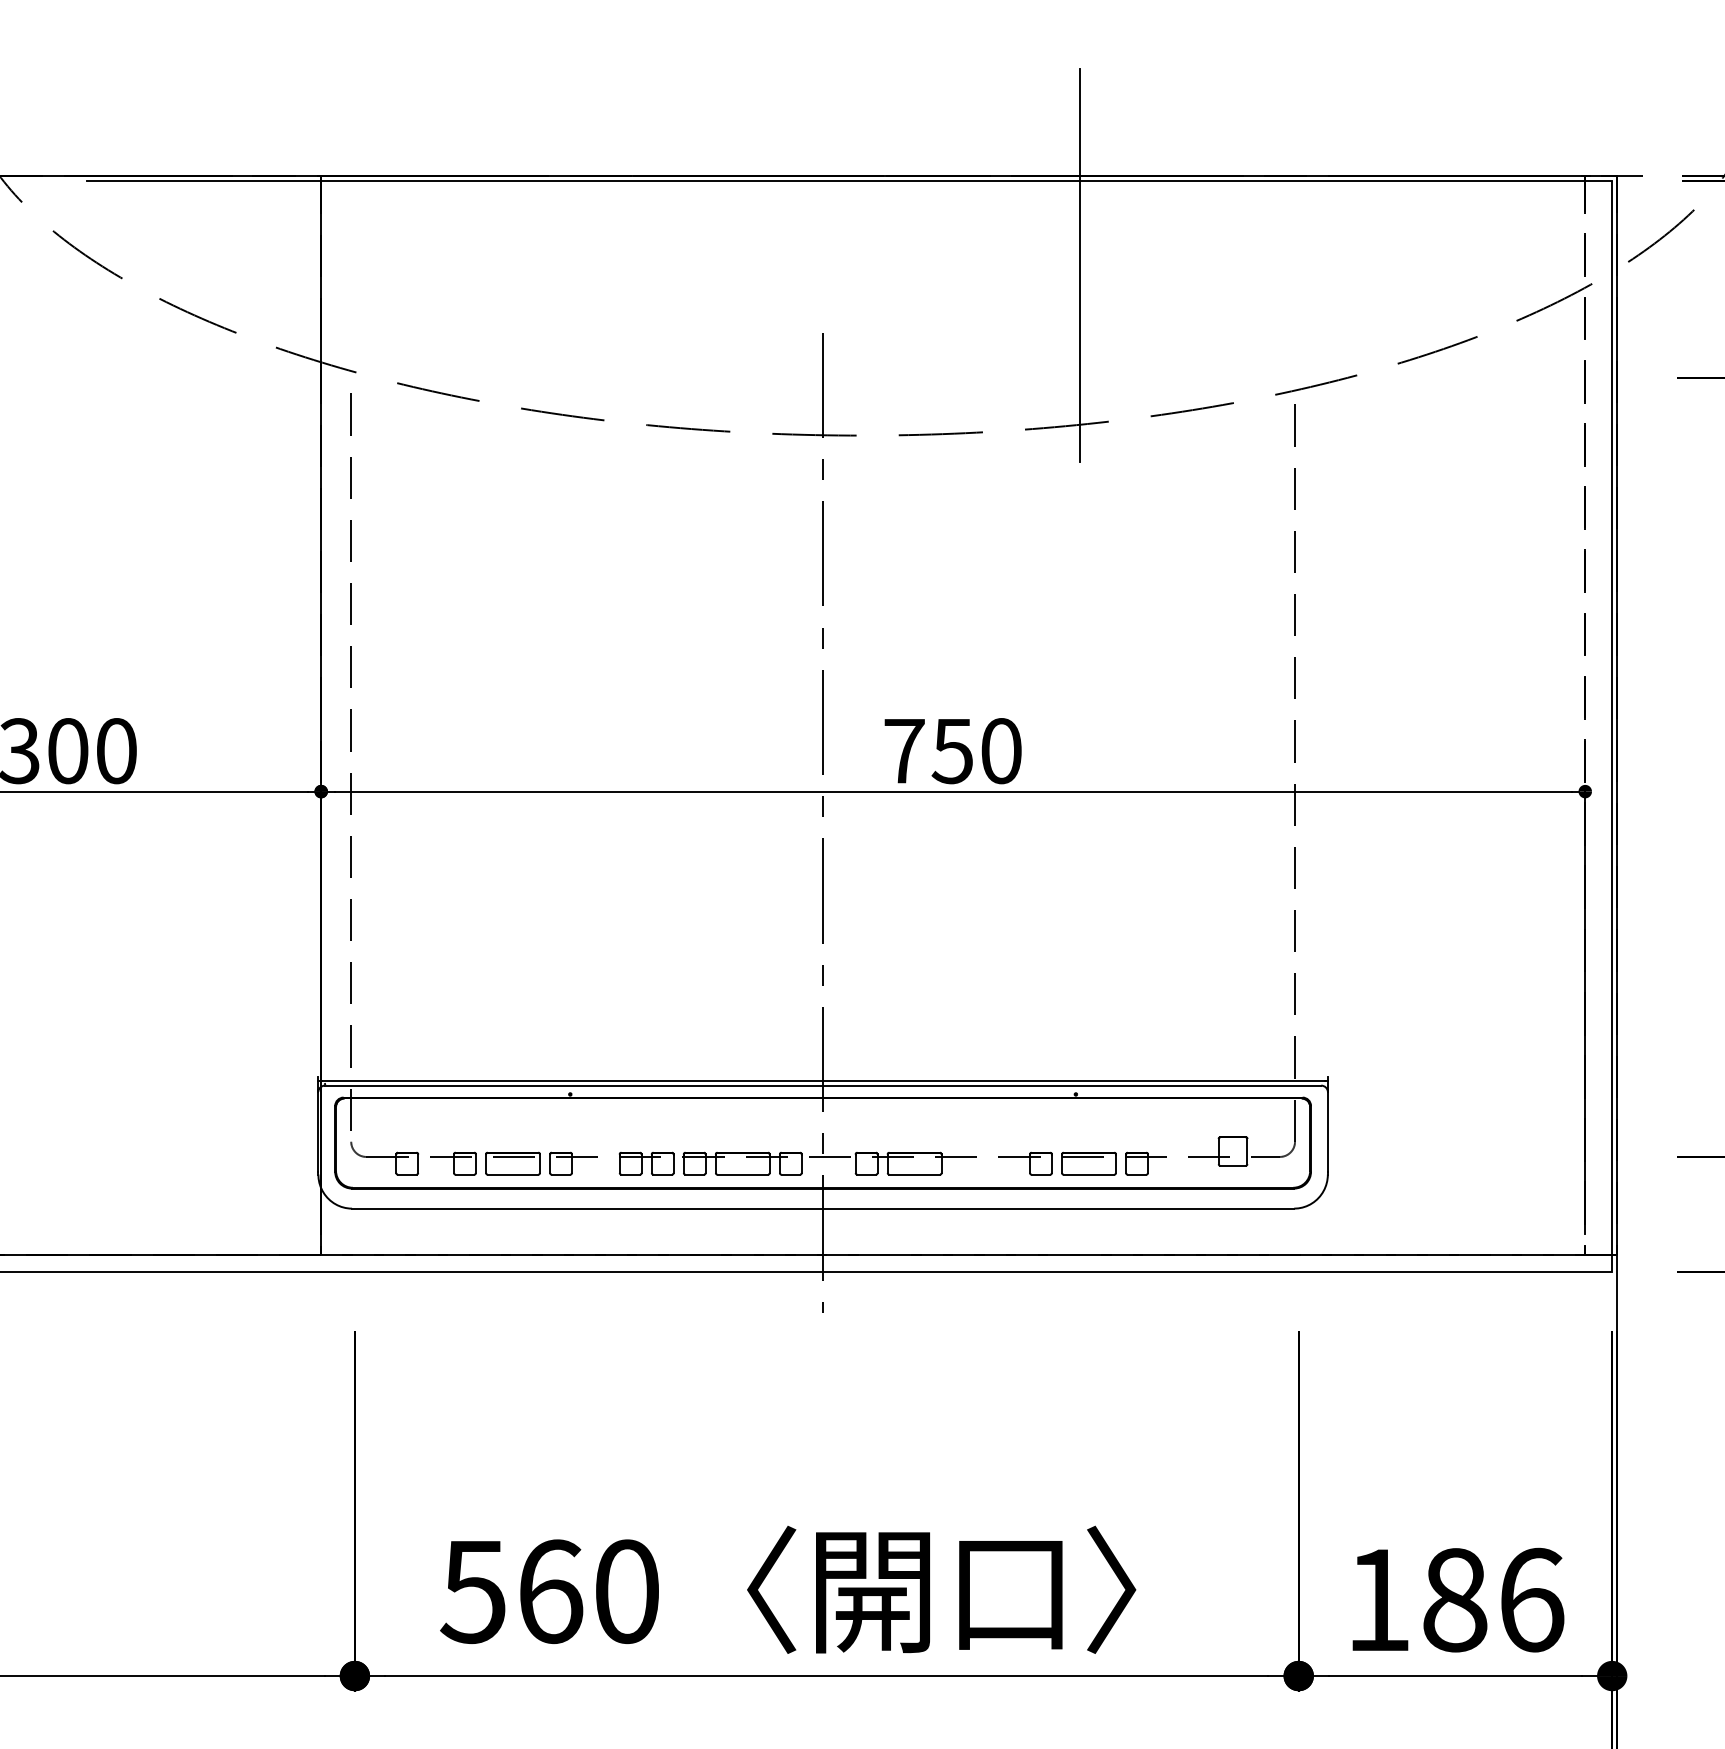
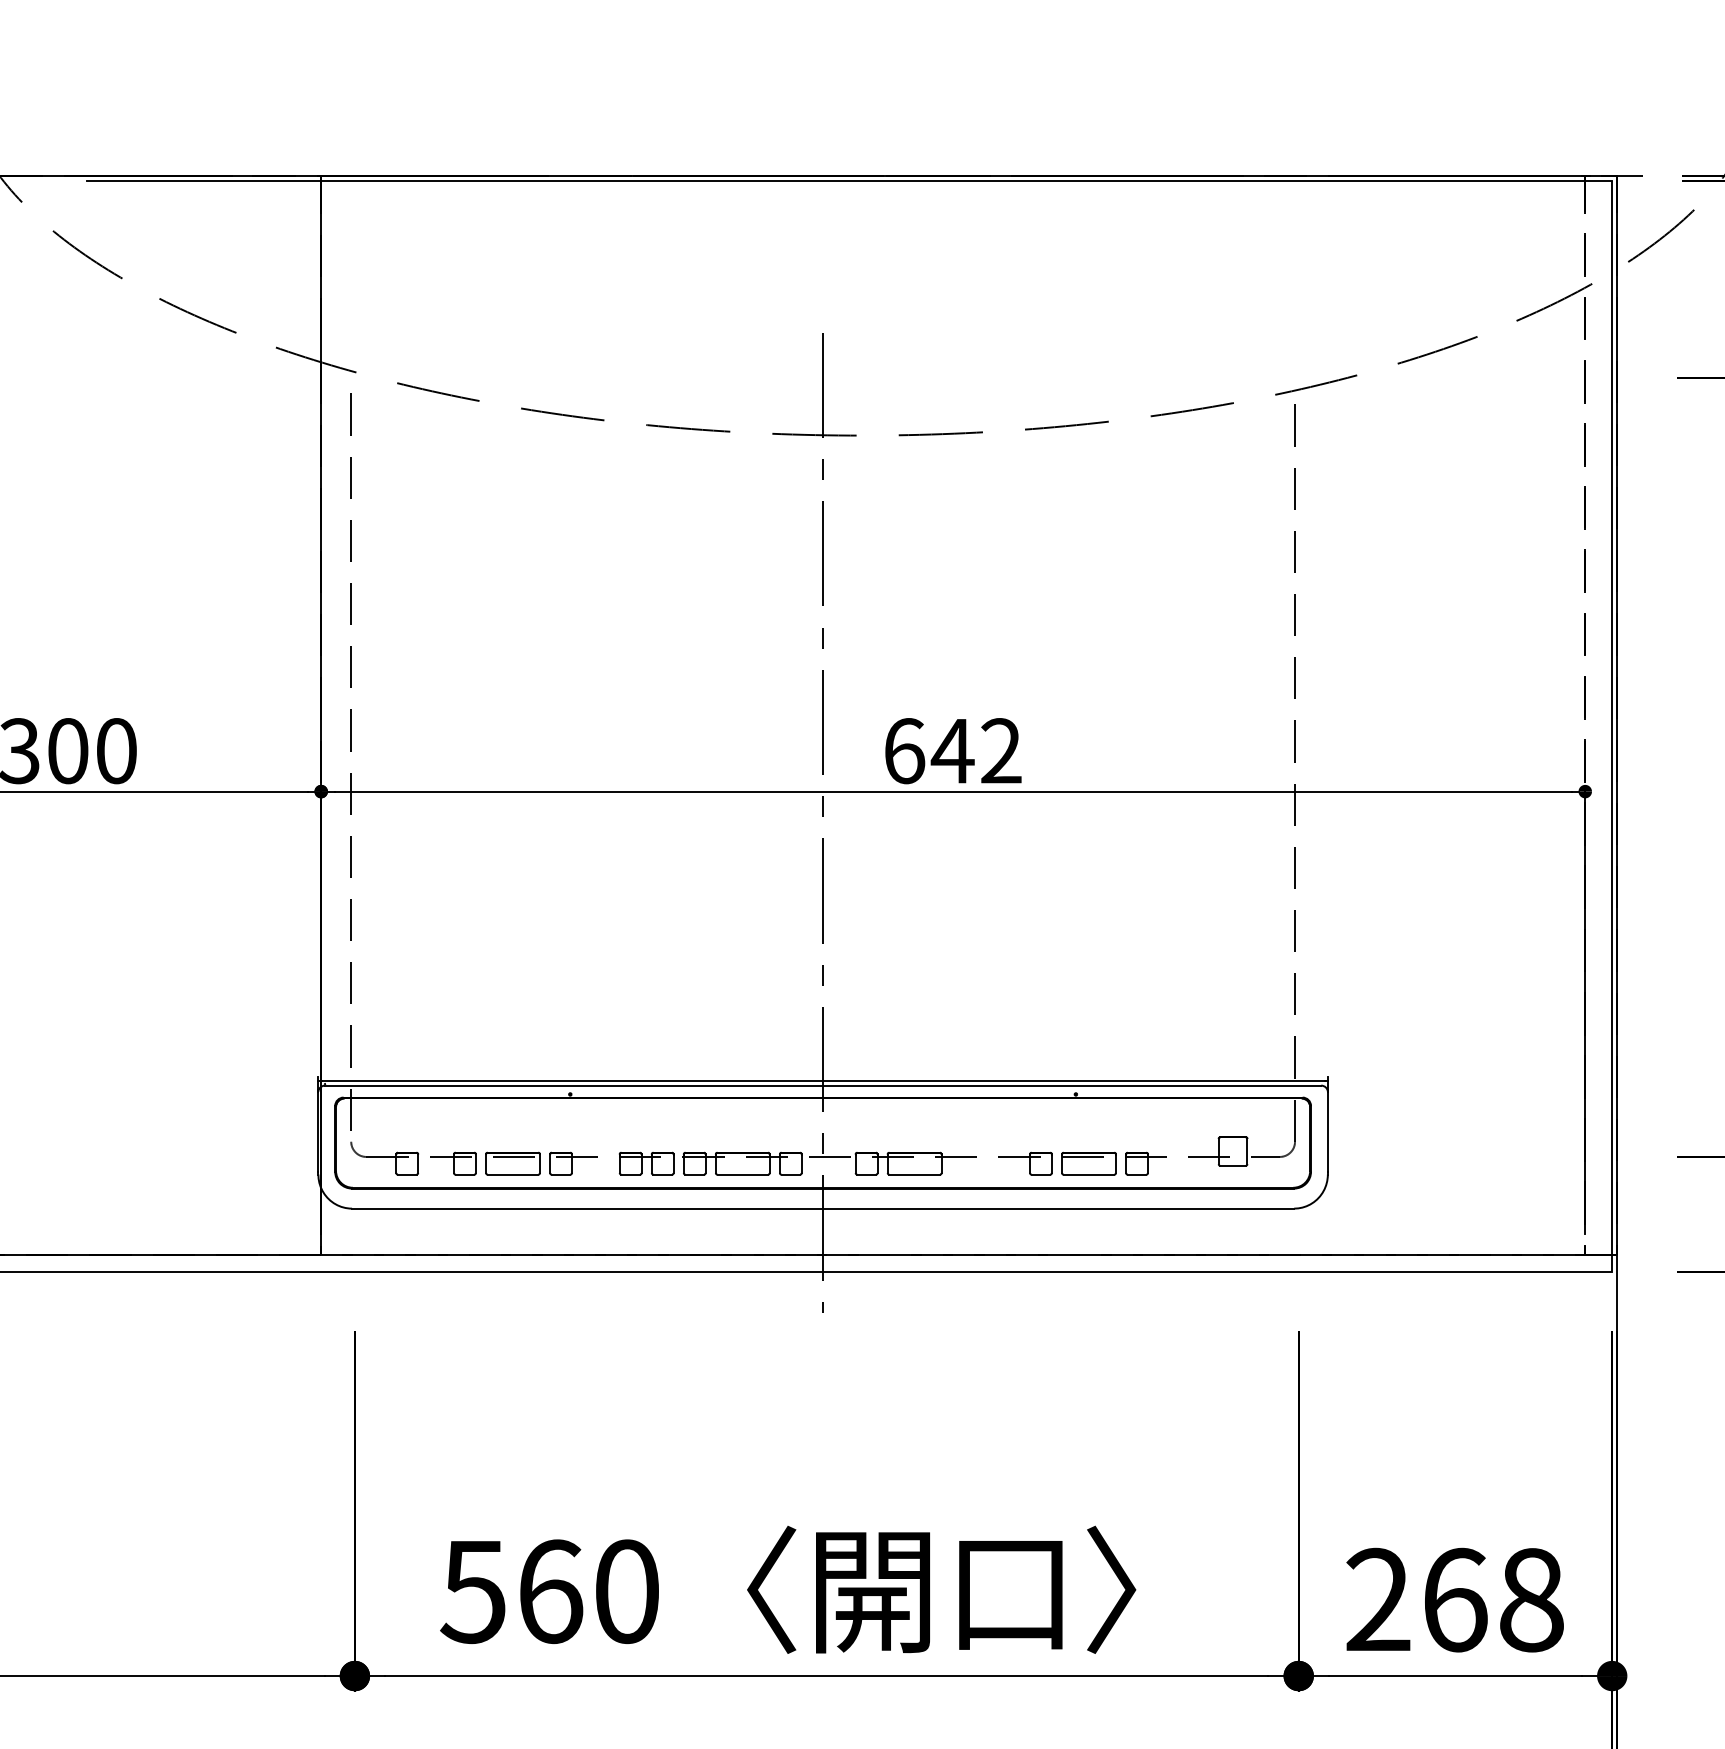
line: present -> none (1079, 264)
text: 750 -> 642 (952, 751)
text: 186 -> 268 (1455, 1599)
